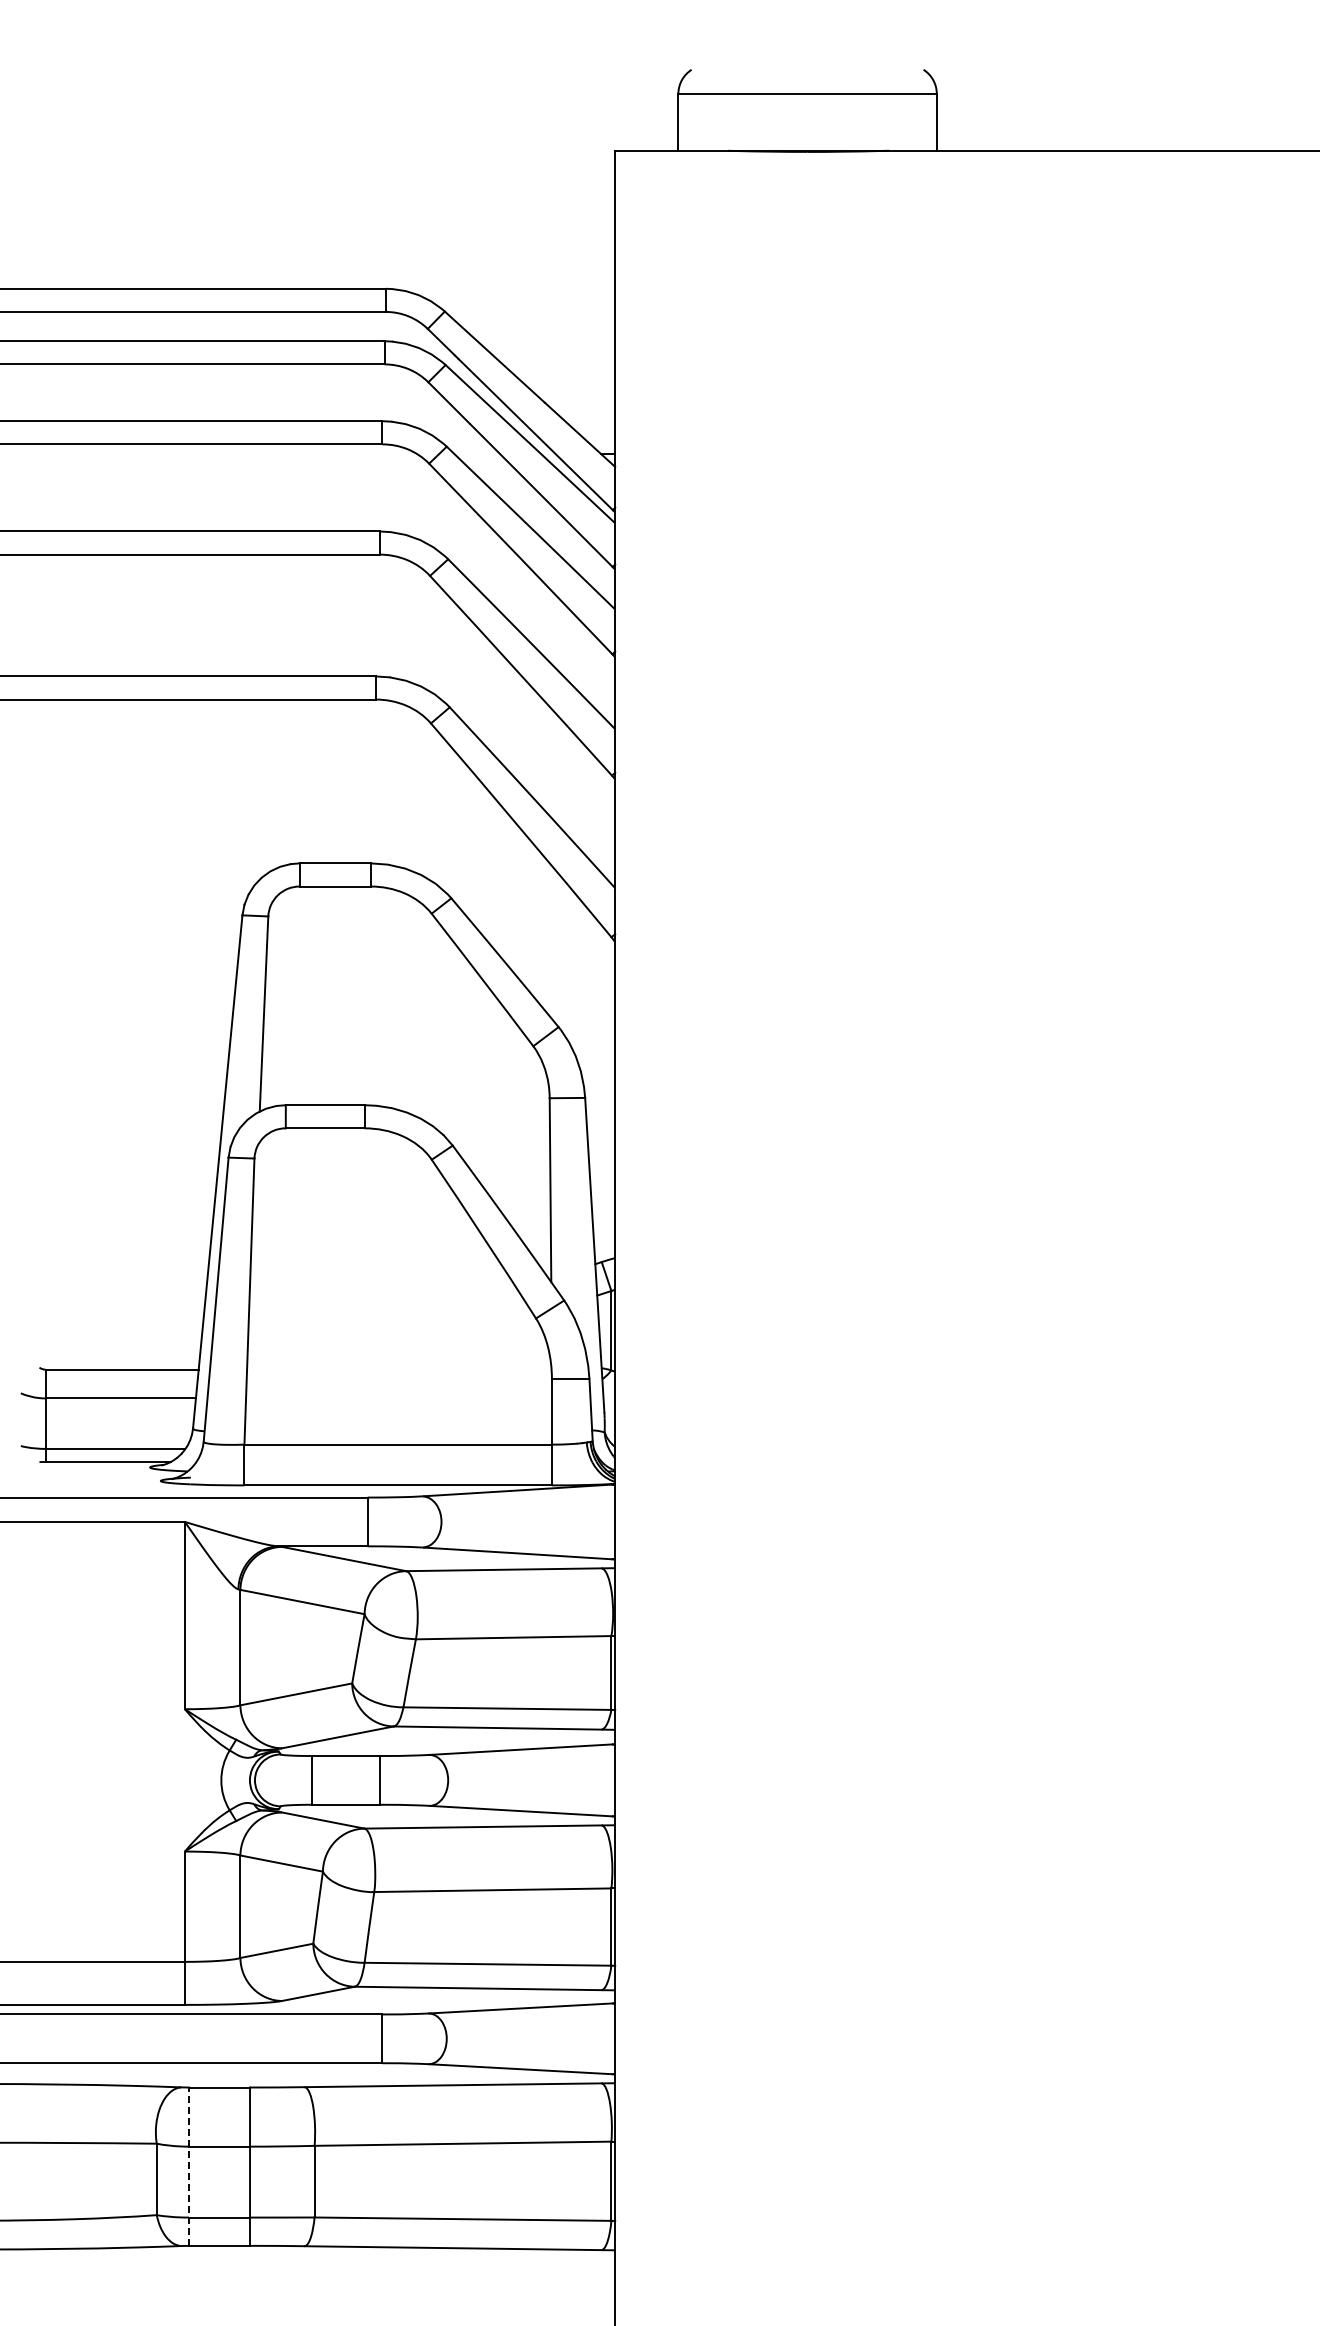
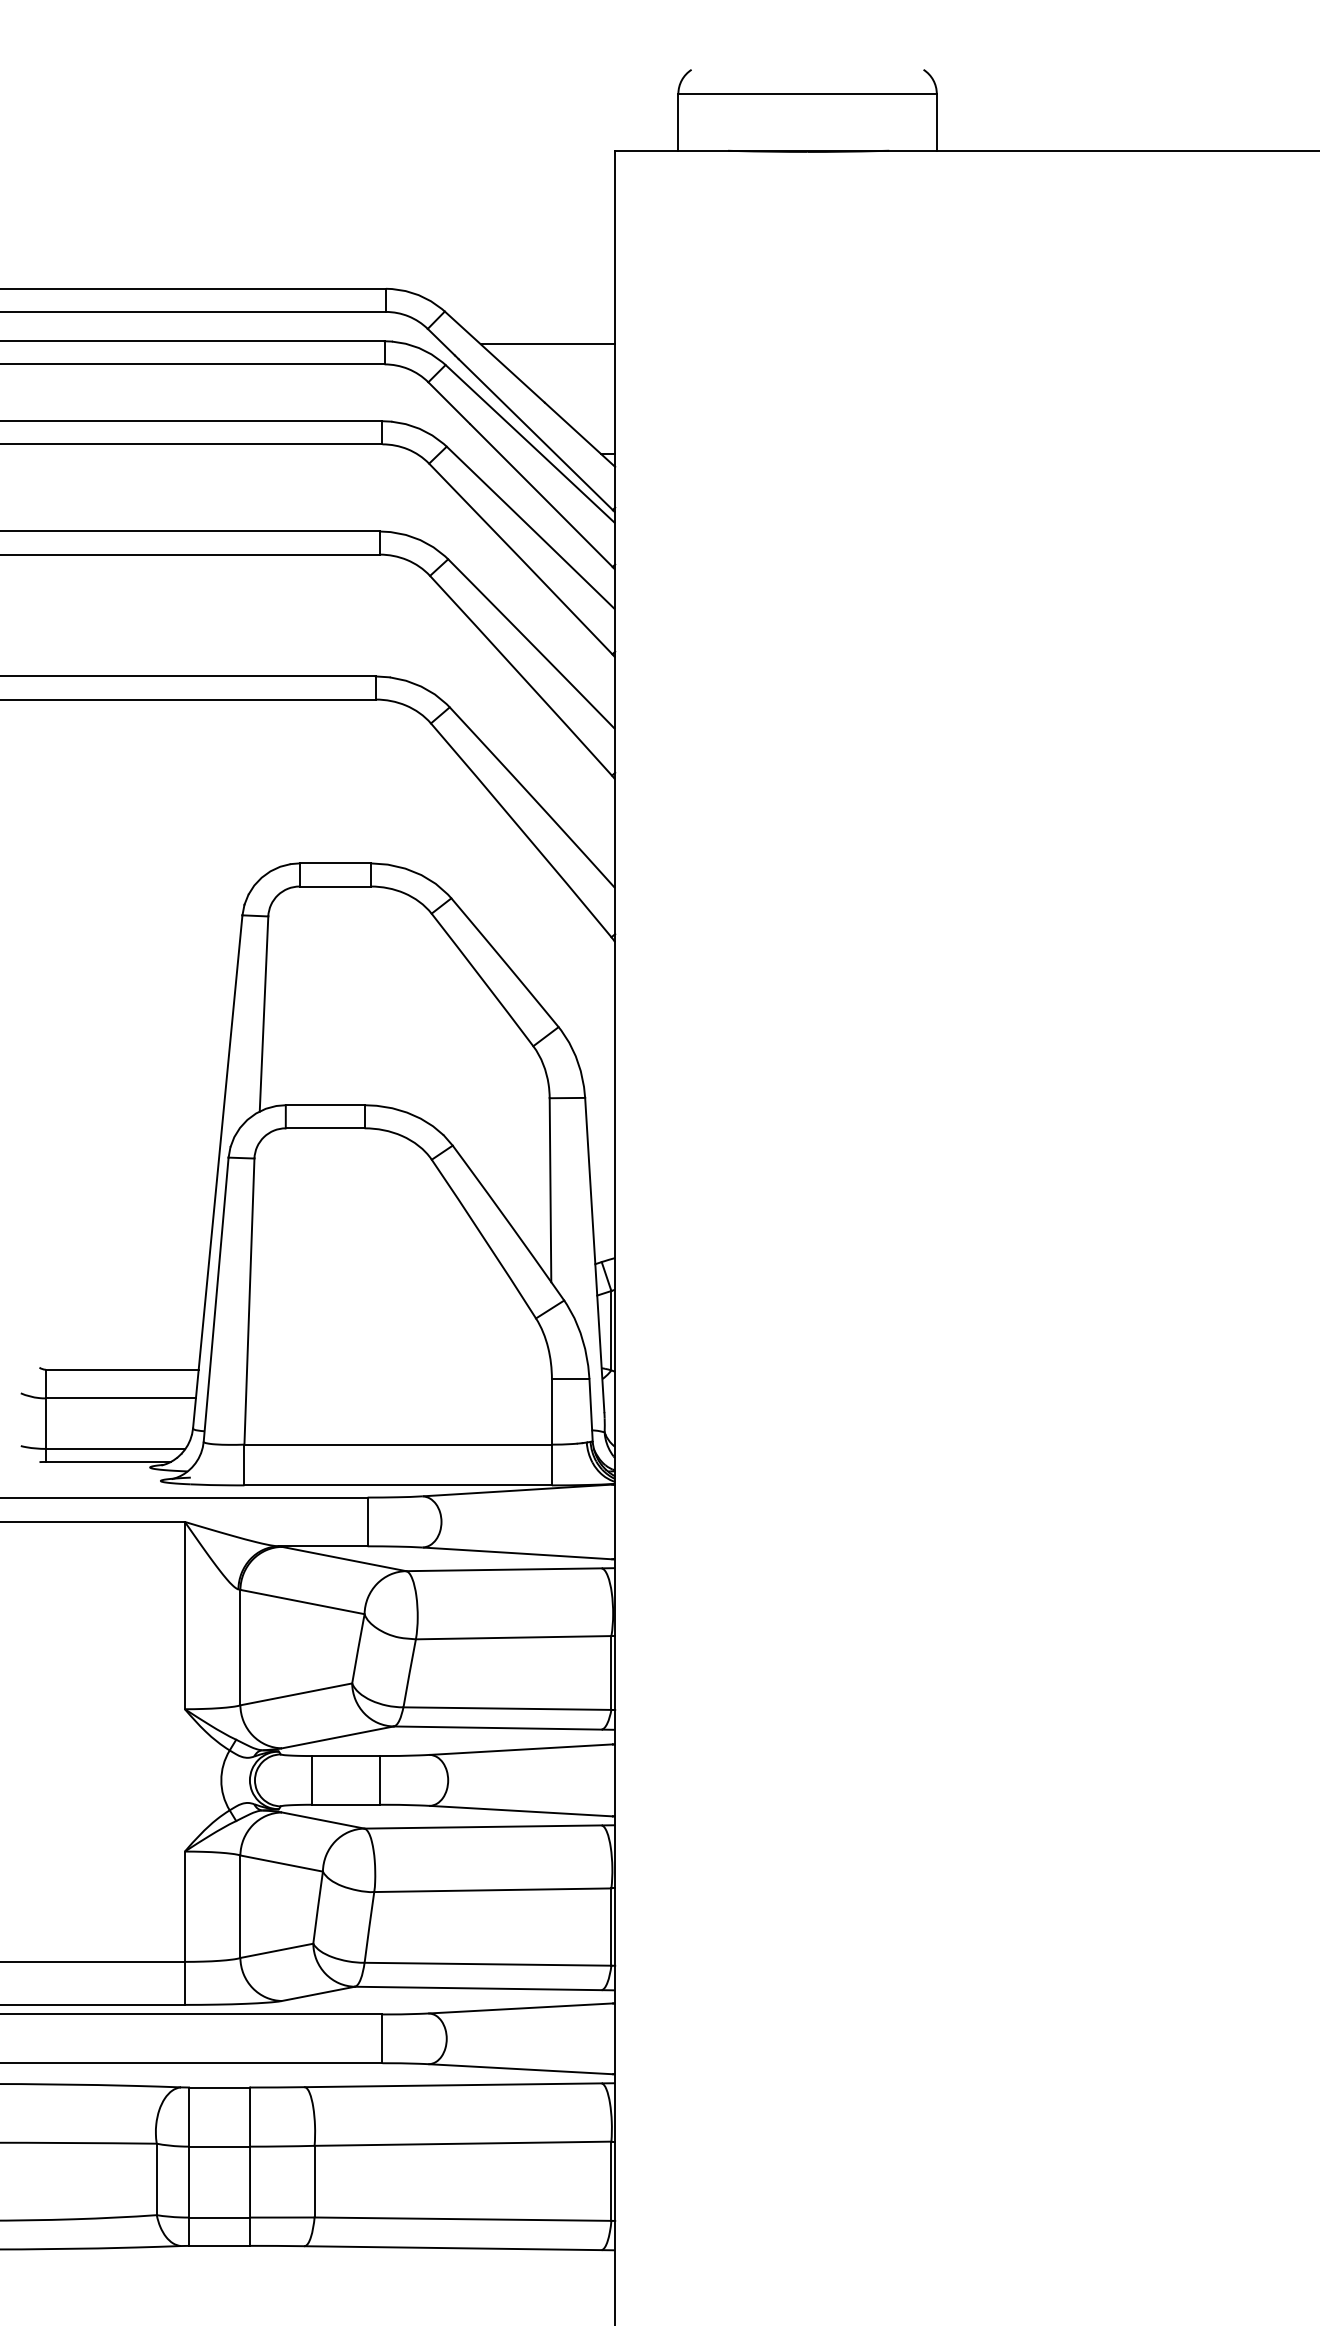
line: none -> present (547, 344)
line: dashed -> solid (189, 2166)
